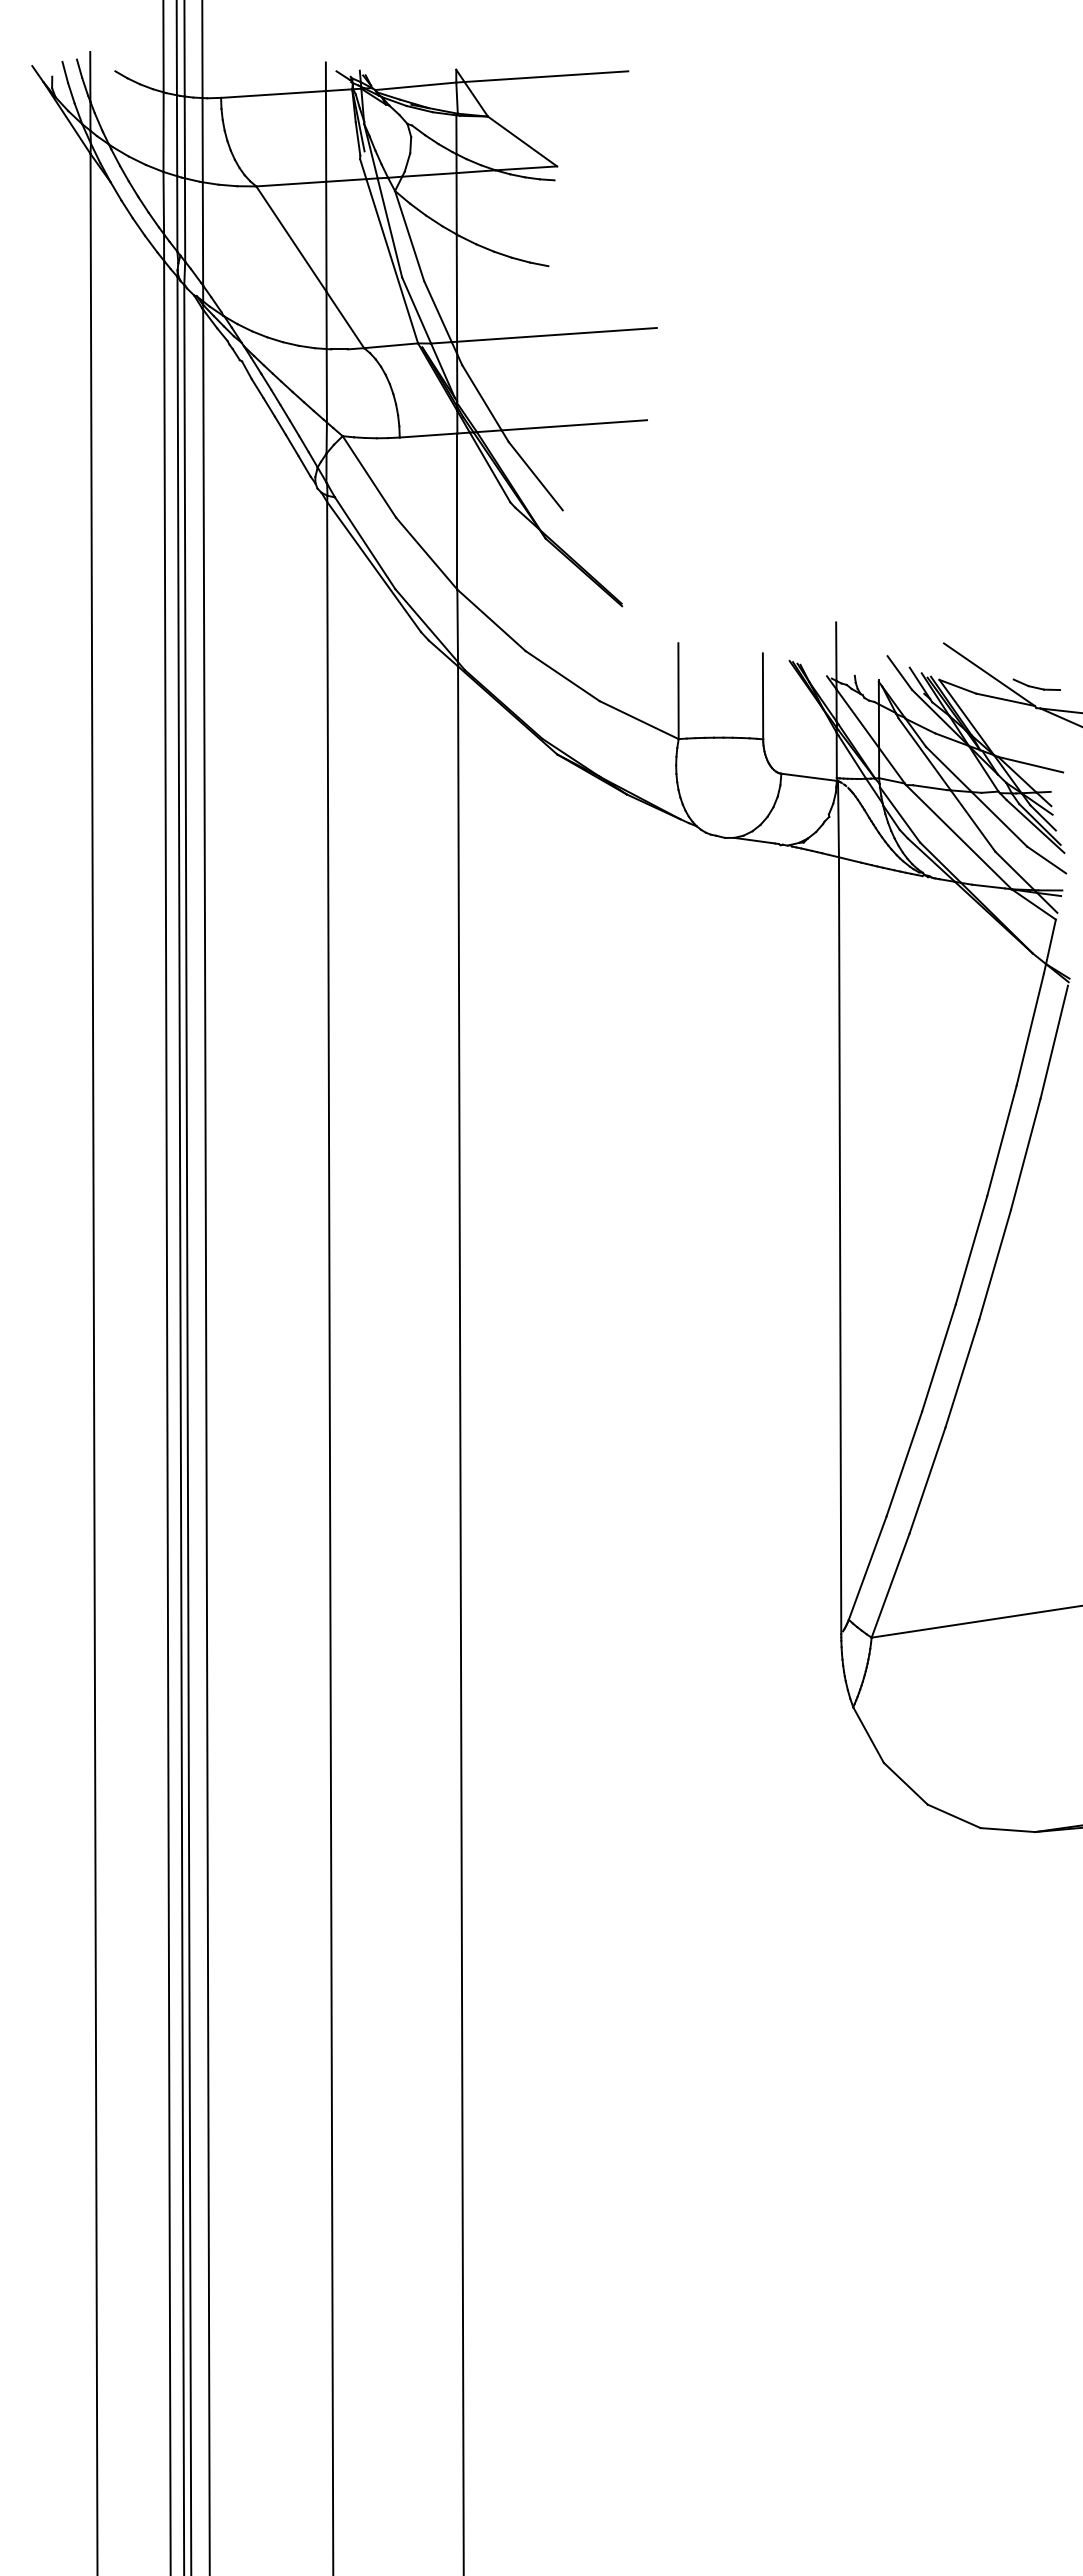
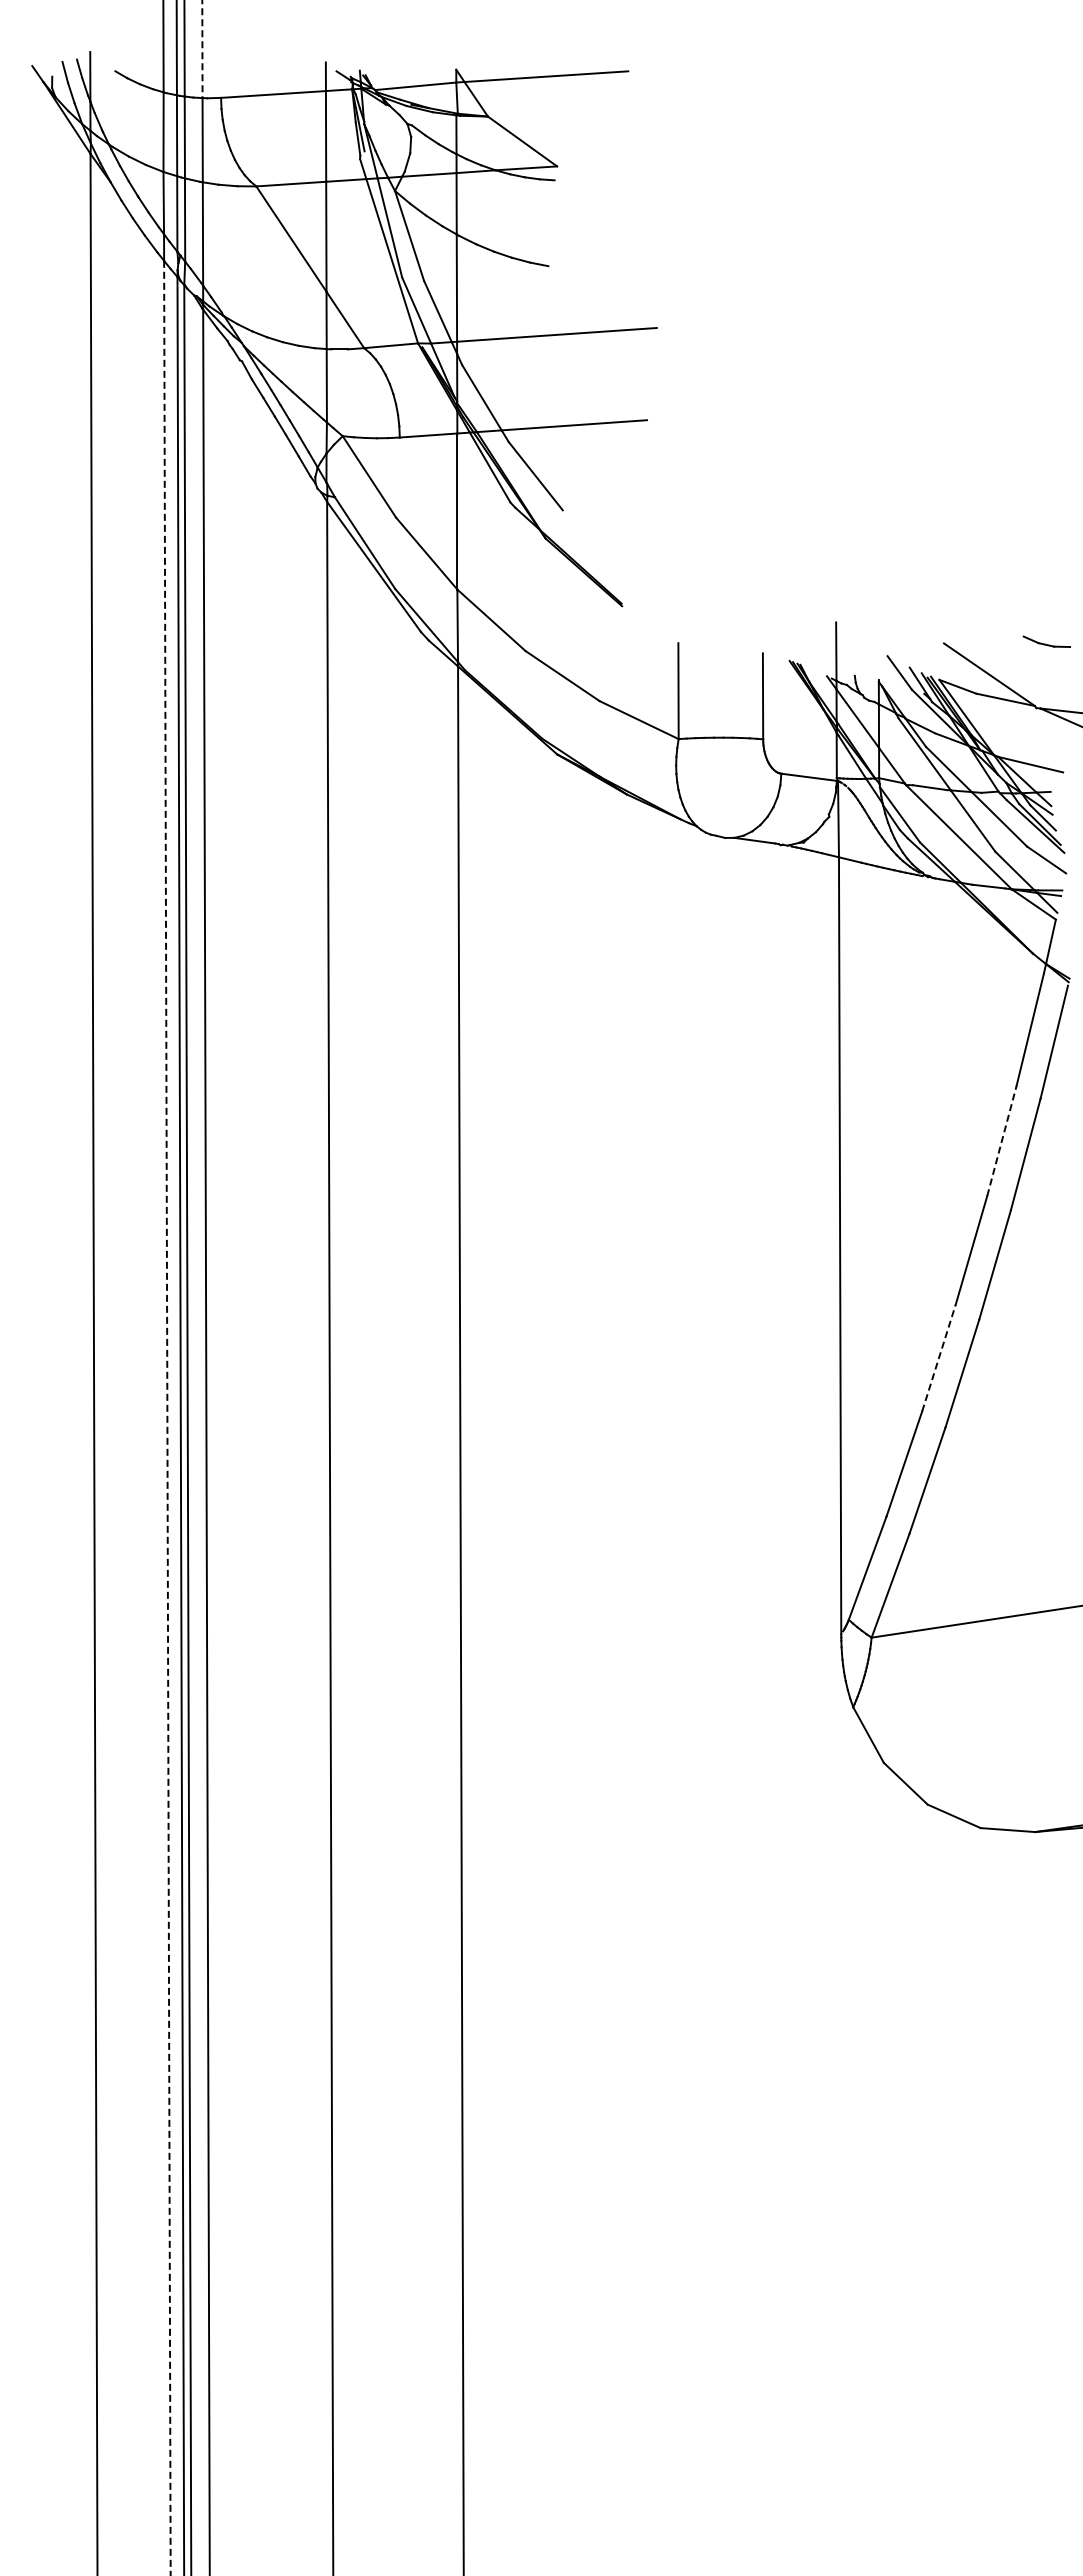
line: solid -> dashed (202, 49)
part position: (1036, 684) -> (1046, 641) (1046, 641)
line: solid -> dashed (1002, 1140)
line: solid -> dashed (938, 1358)
line: solid -> dashed (167, 1418)
